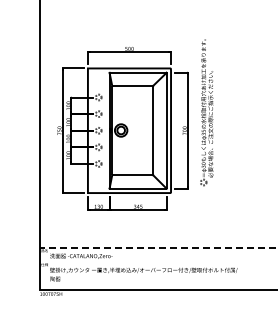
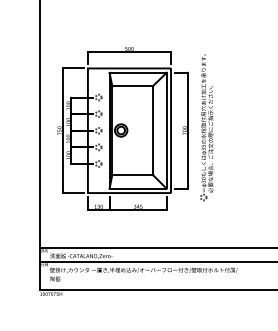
part position: (206, 112) -> (206, 127) (206, 127)
line: dashed -> solid (158, 247)
line: none -> present (156, 262)
